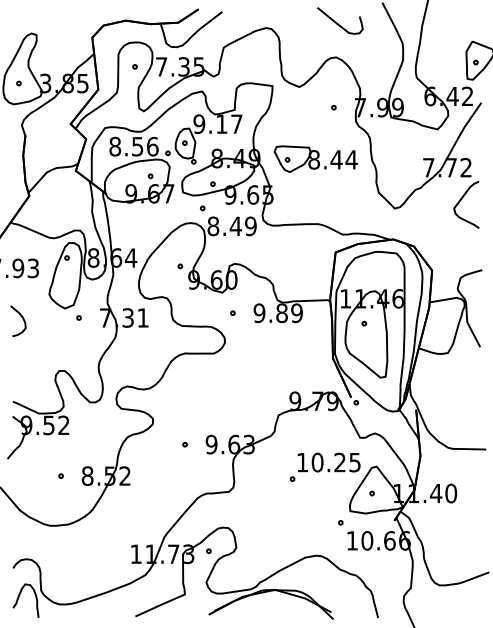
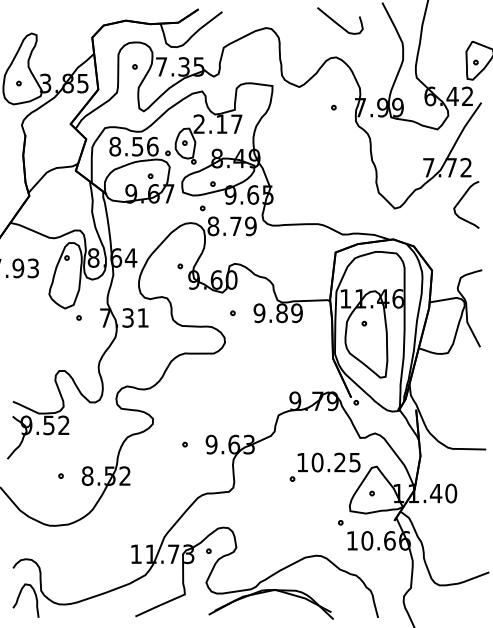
text: 9.17 -> 2.17 (199, 124)
part: present -> none (315, 158)
text: 8.49 -> 8.79 (235, 225)
curve: present -> none (22, 319)
